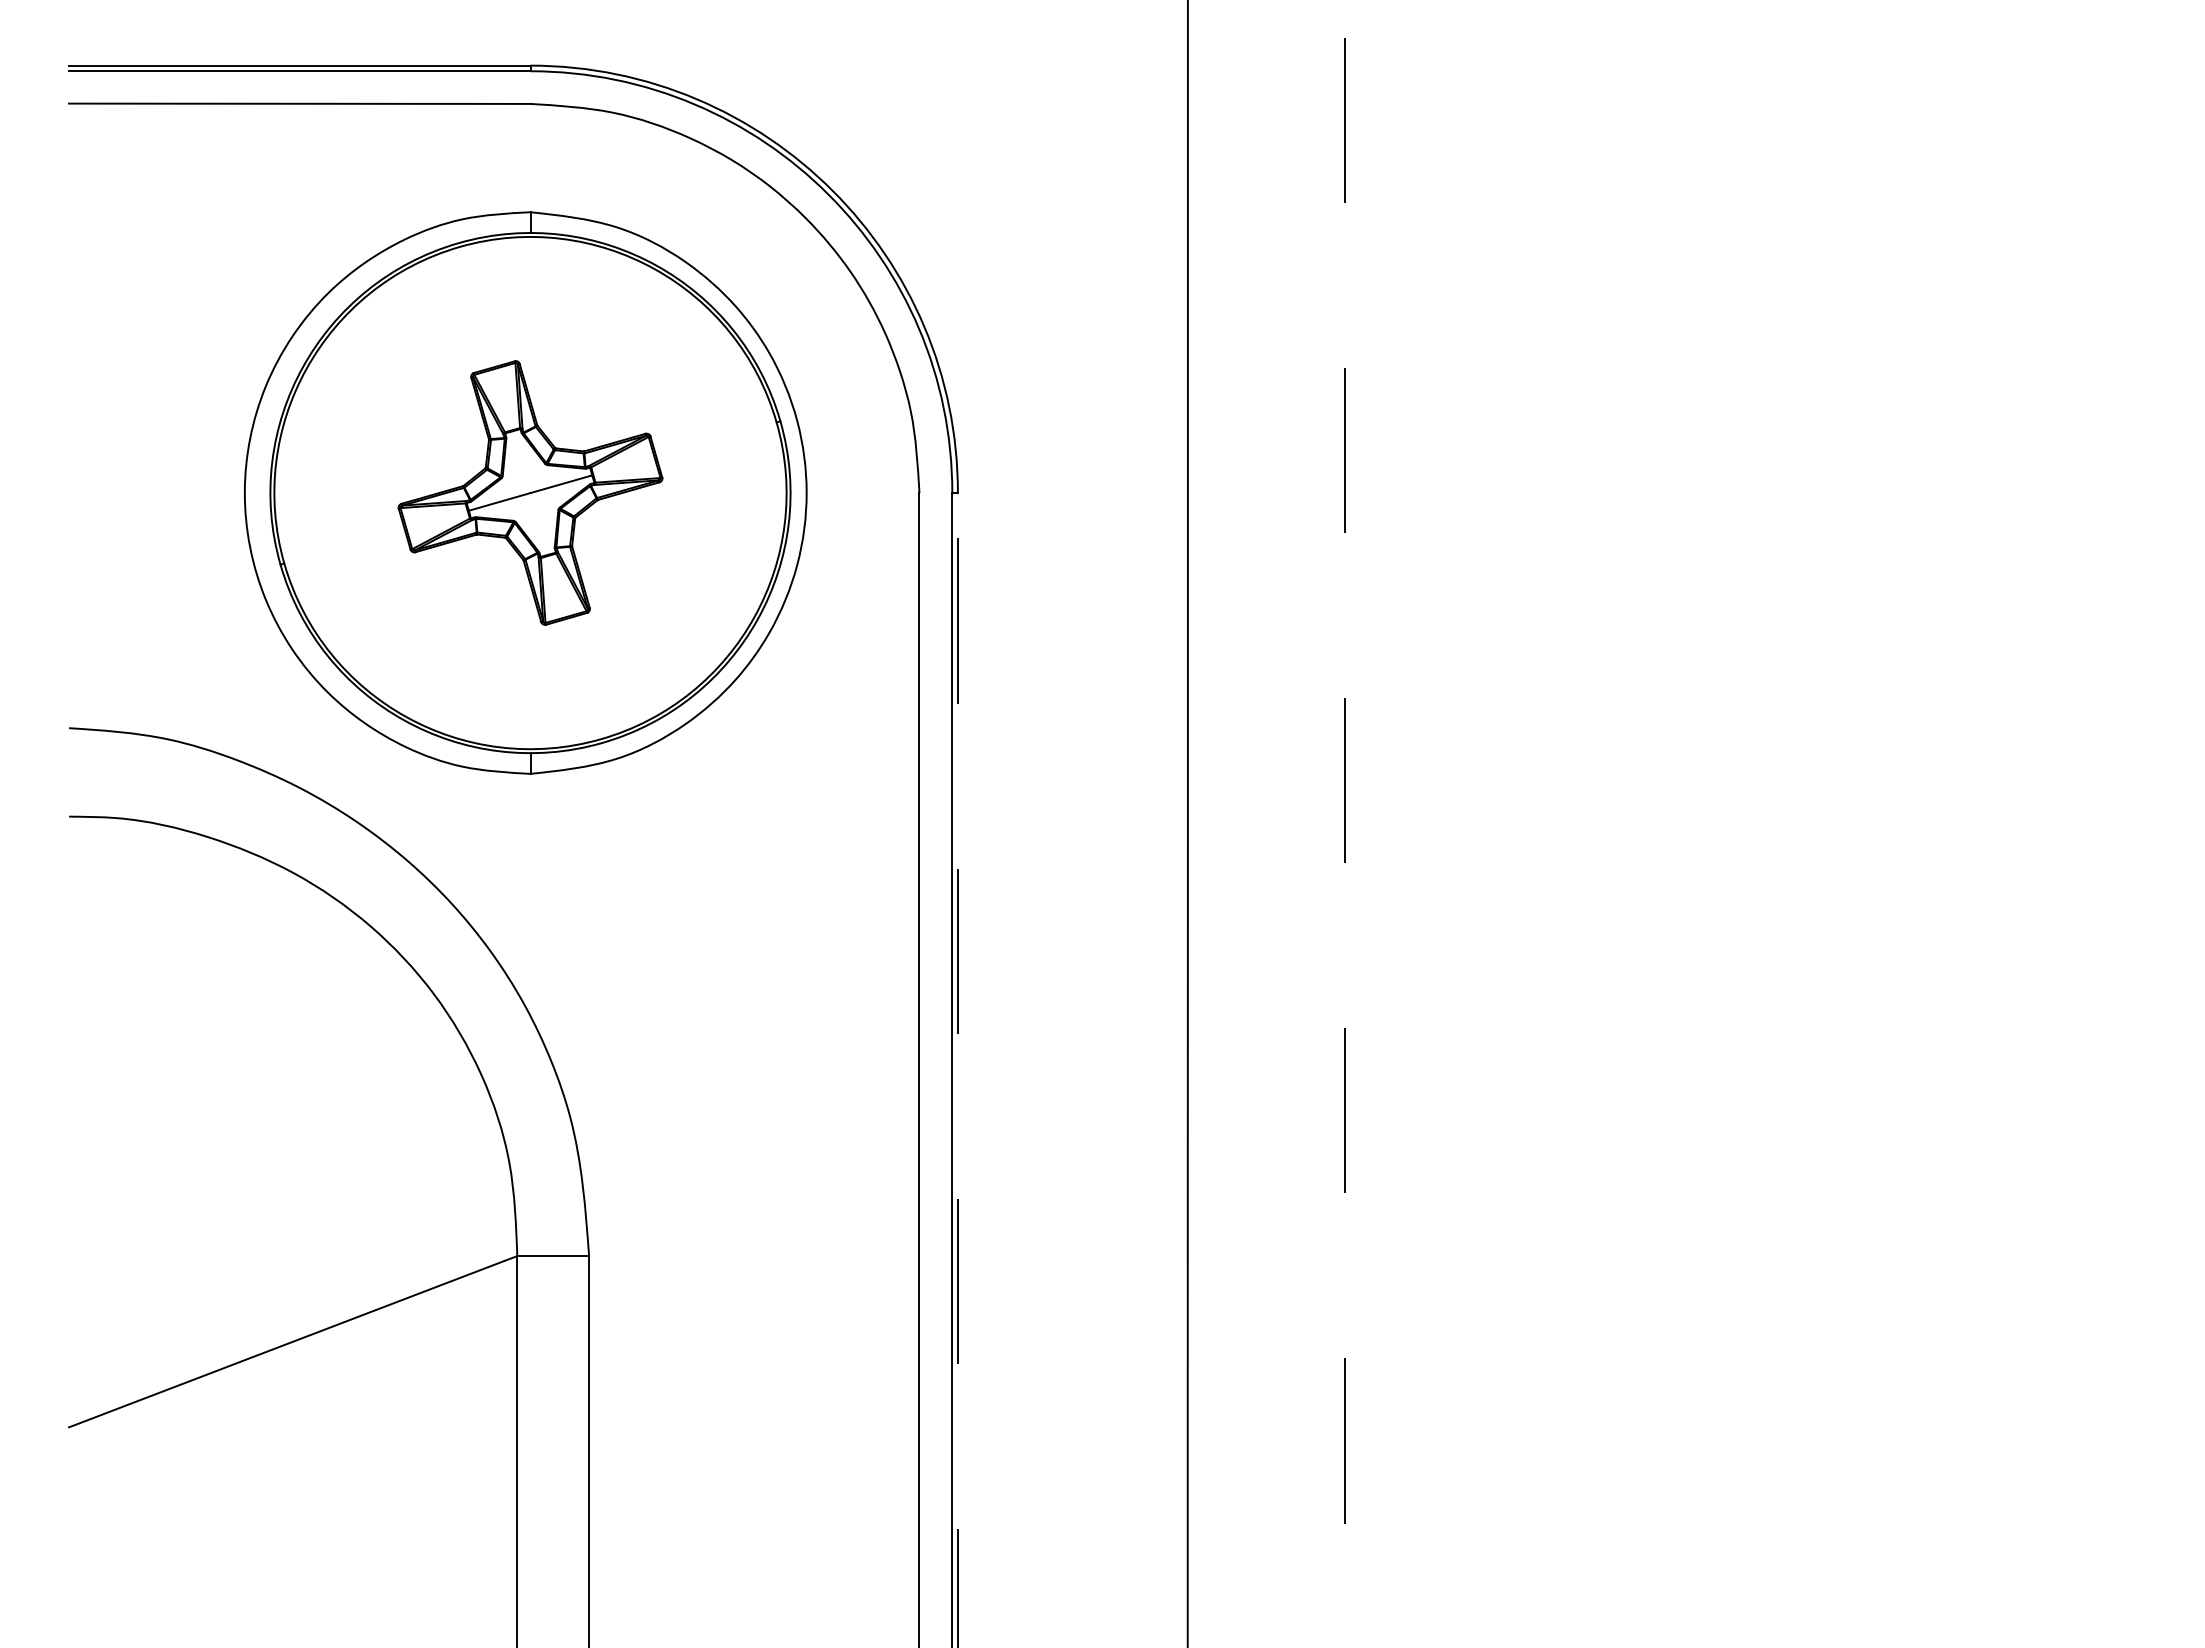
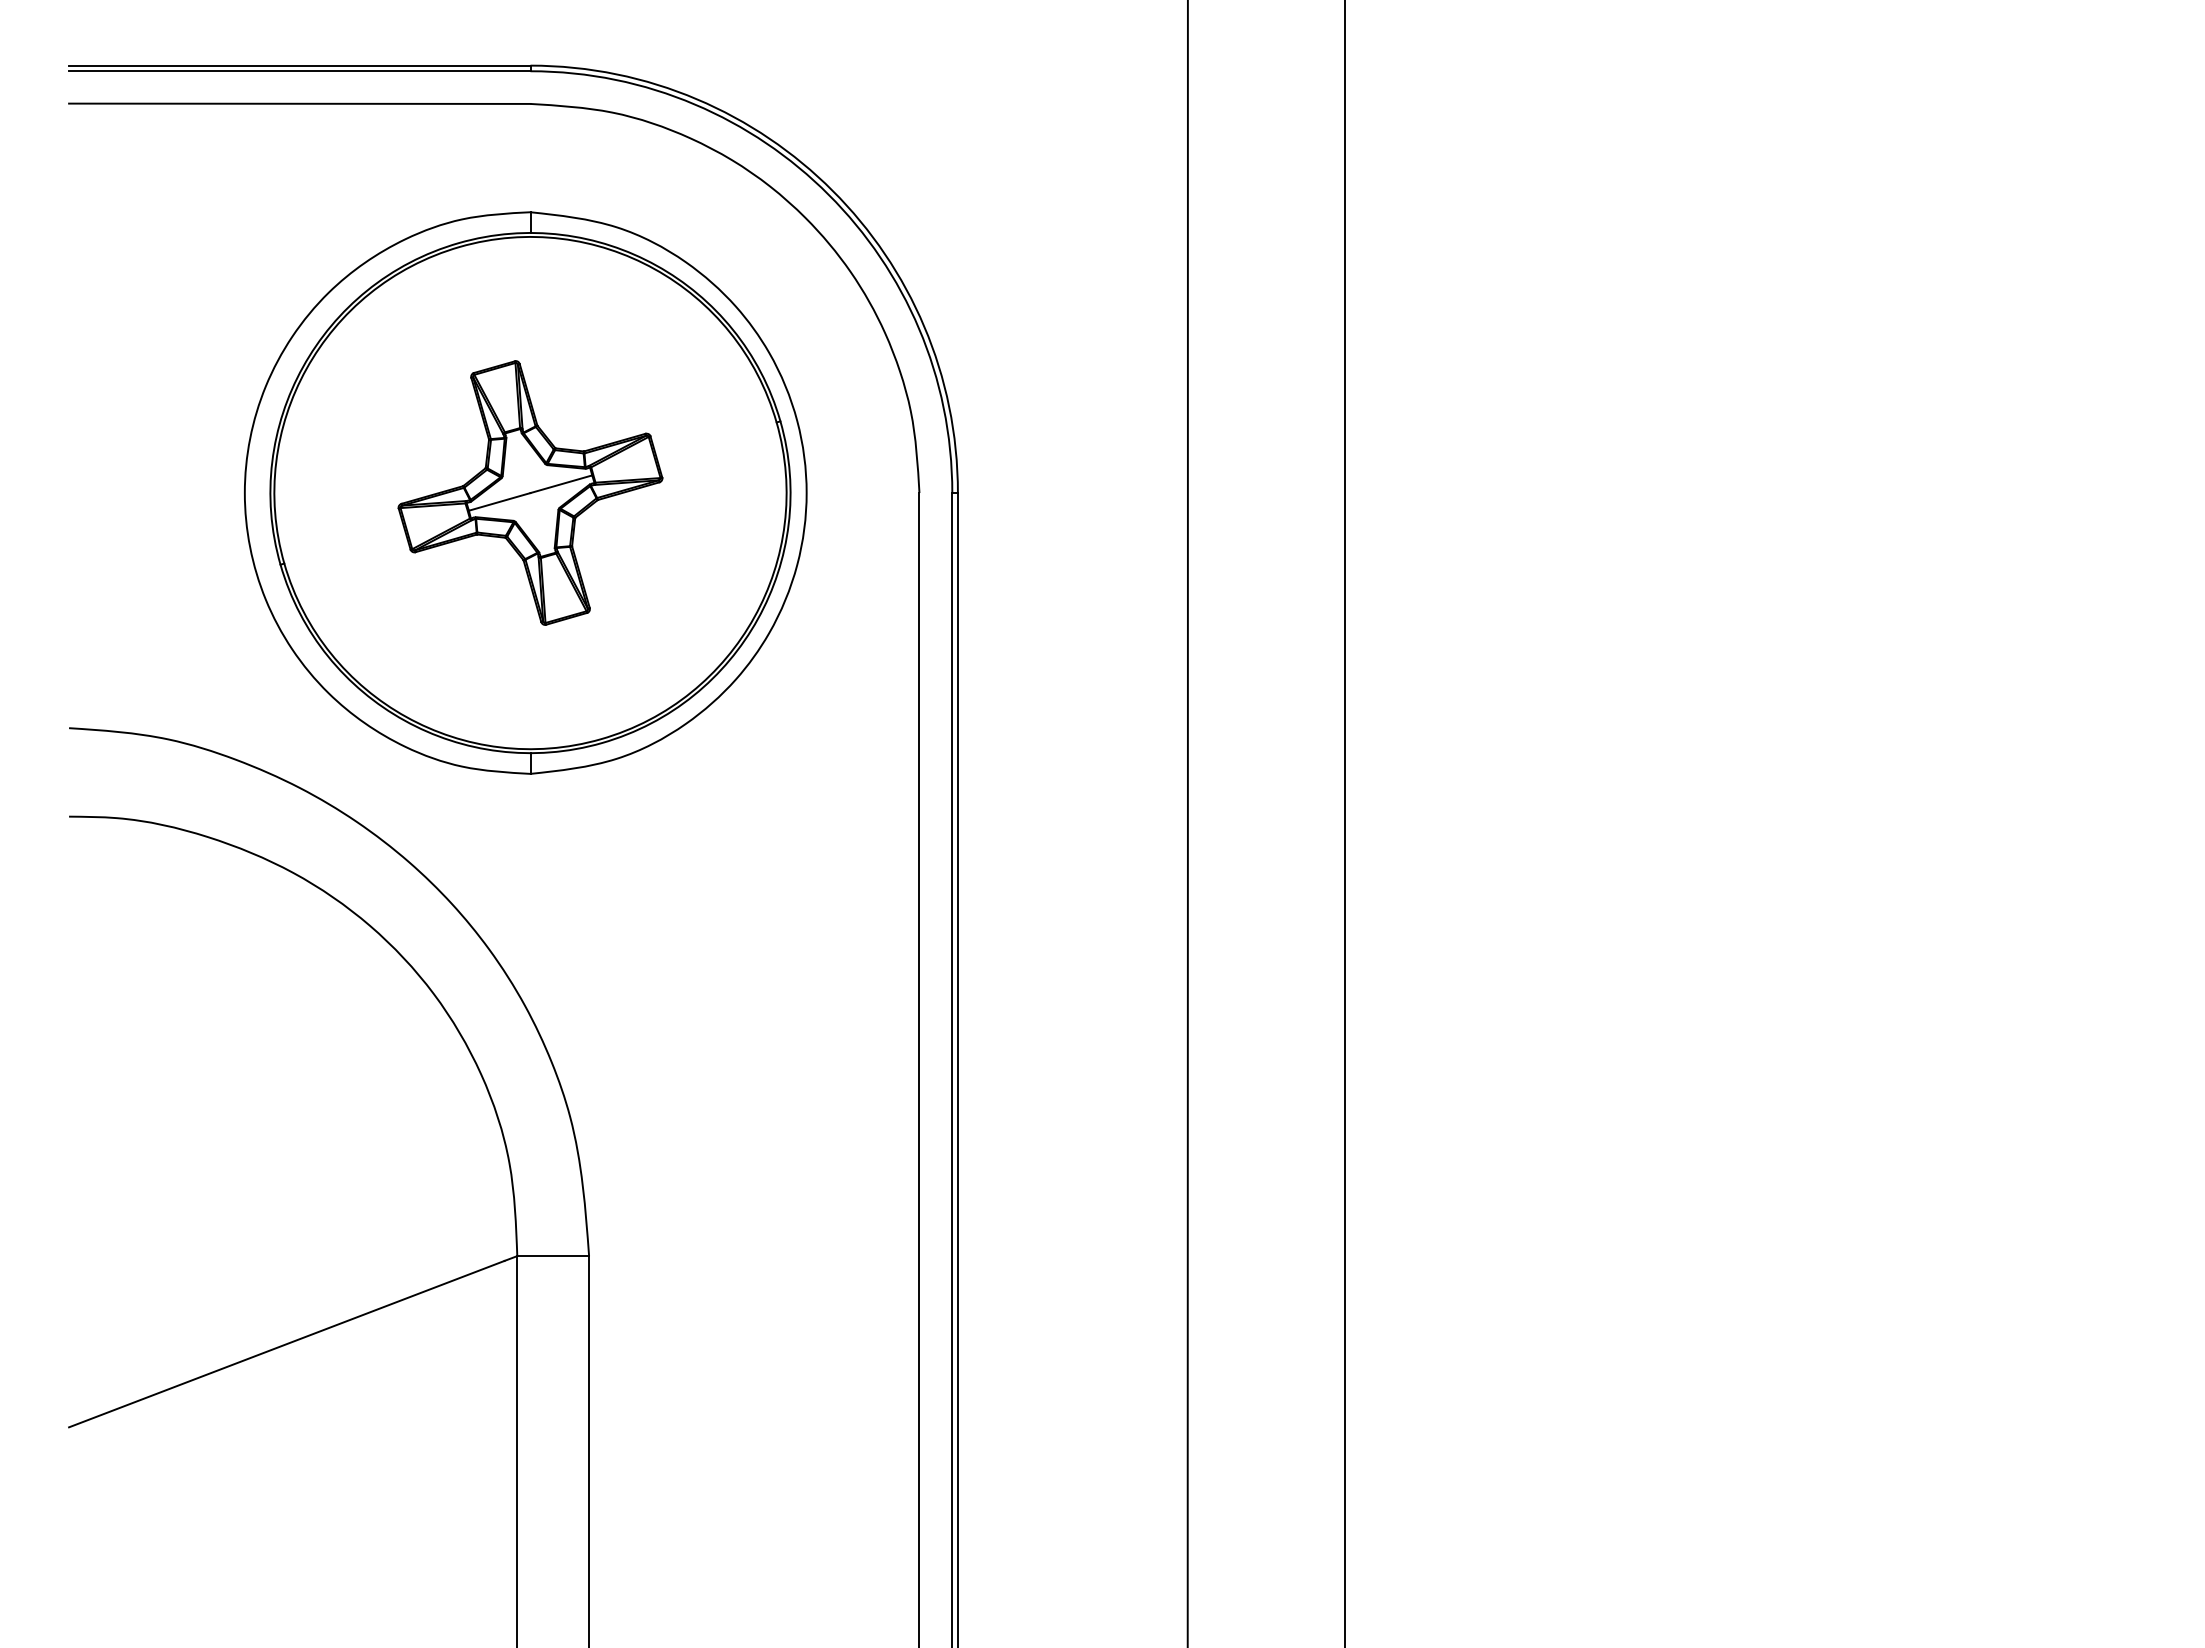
line: dashed -> solid (1345, 824)
line: dashed -> solid (957, 1070)
